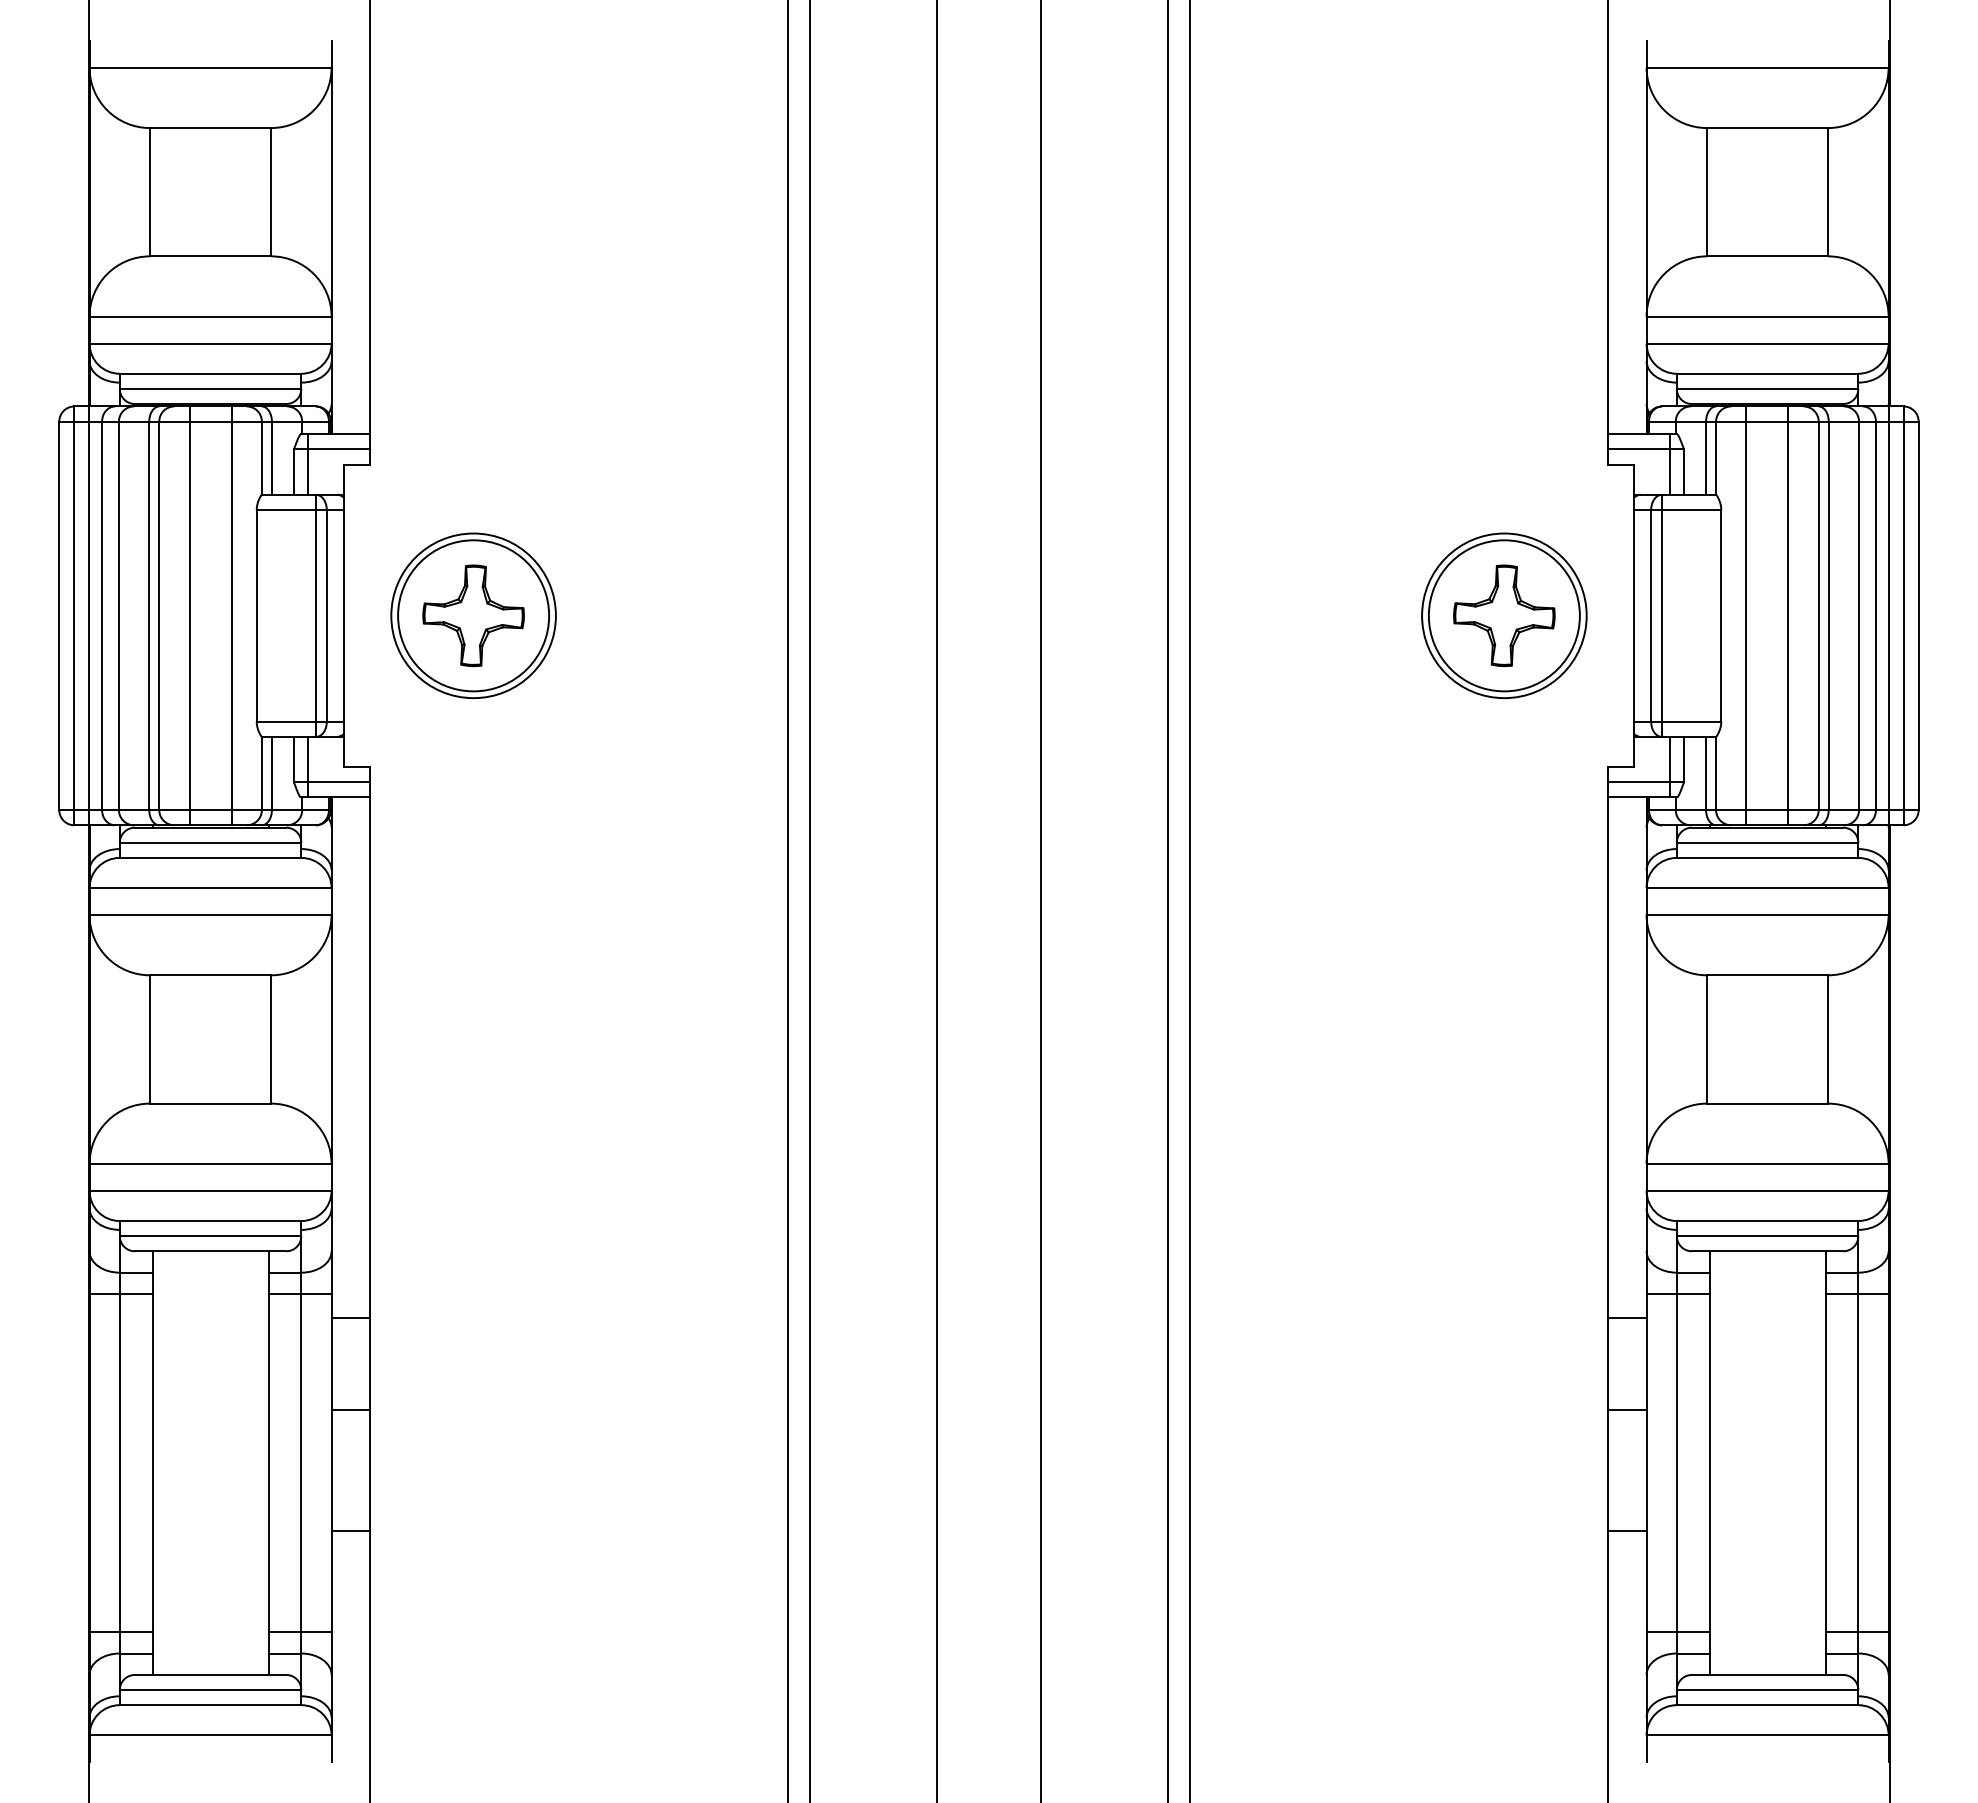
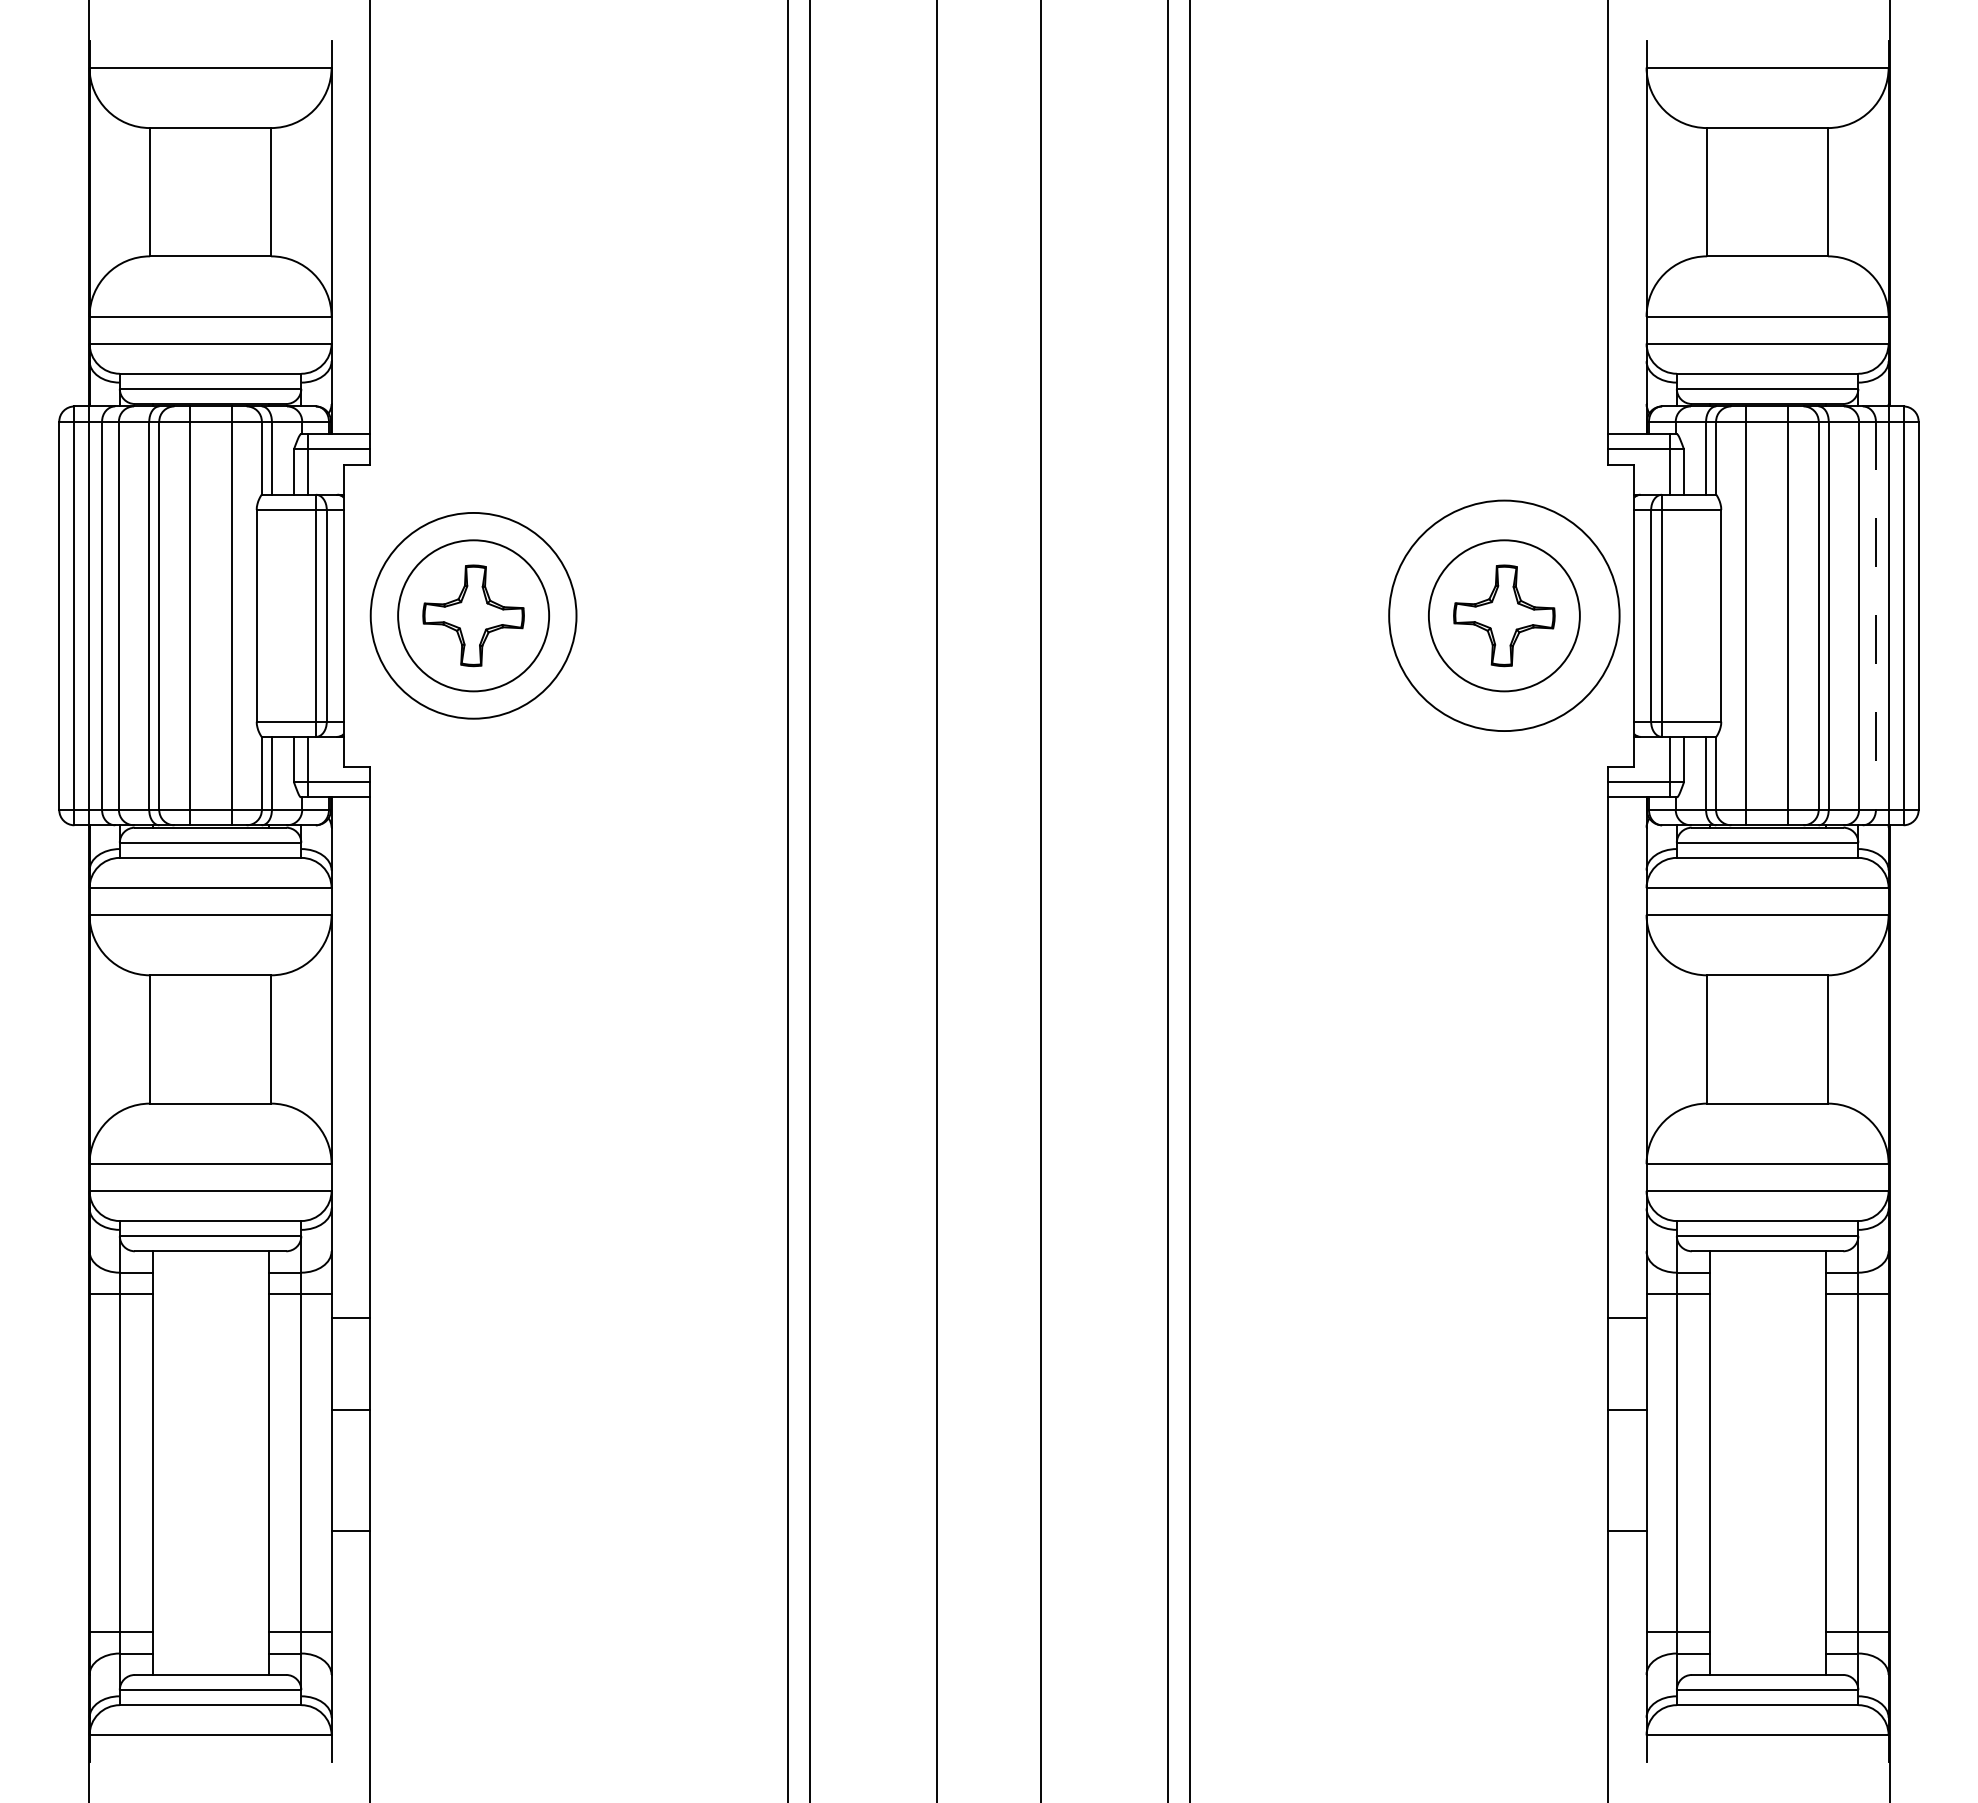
circle diameter: 165 px -> 206 px (473, 615)
circle diameter: 165 px -> 230 px (1504, 615)
line: solid -> dashed (1875, 616)
